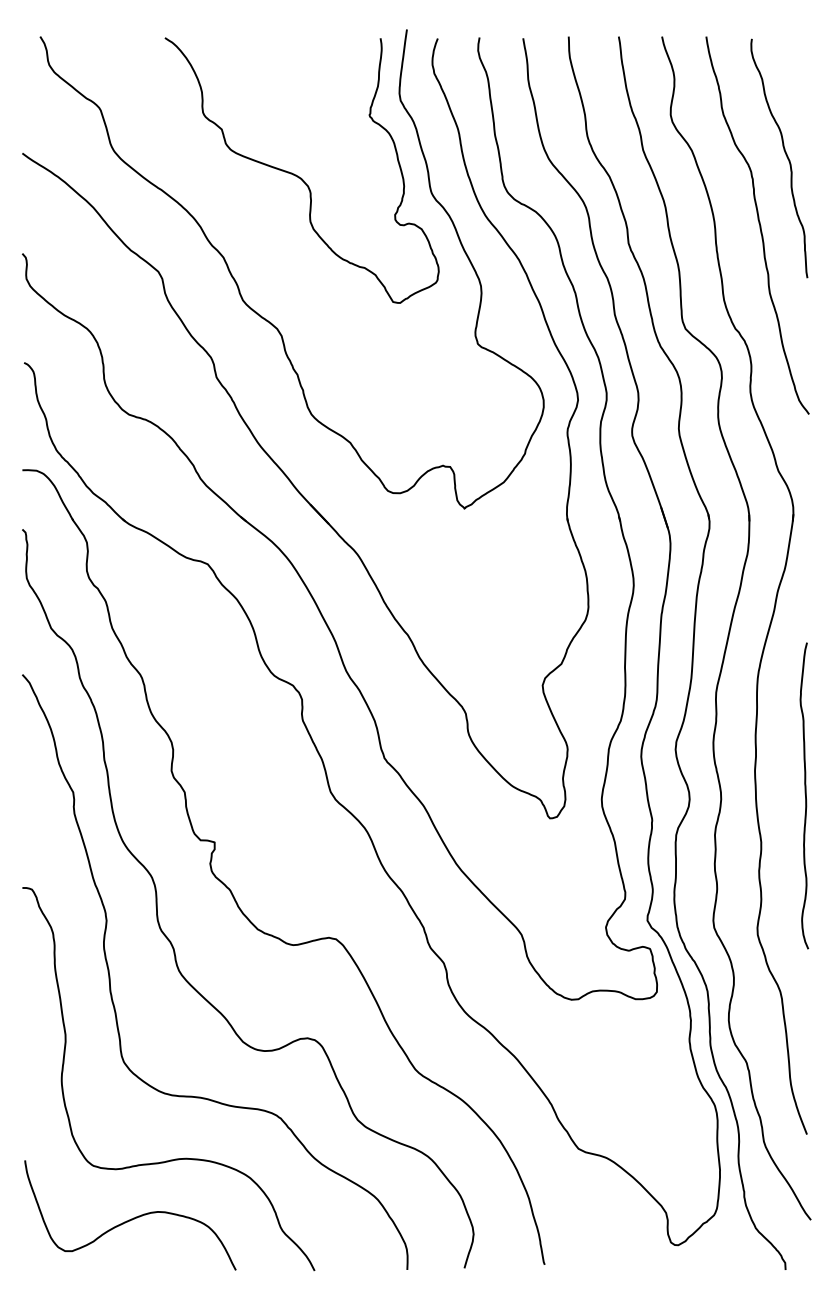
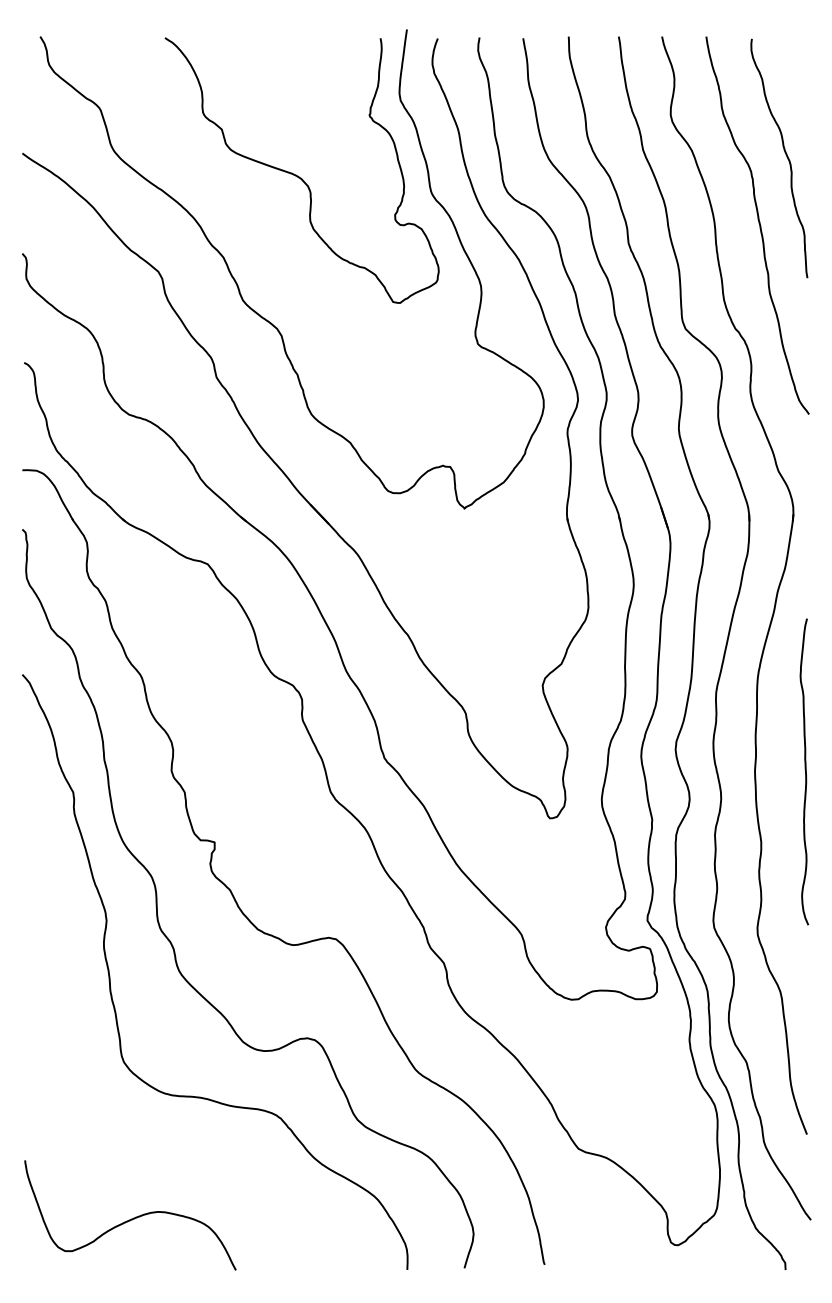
curve position: (805, 795) -> (805, 771) (805, 771)
curve: present -> none (175, 1158)
